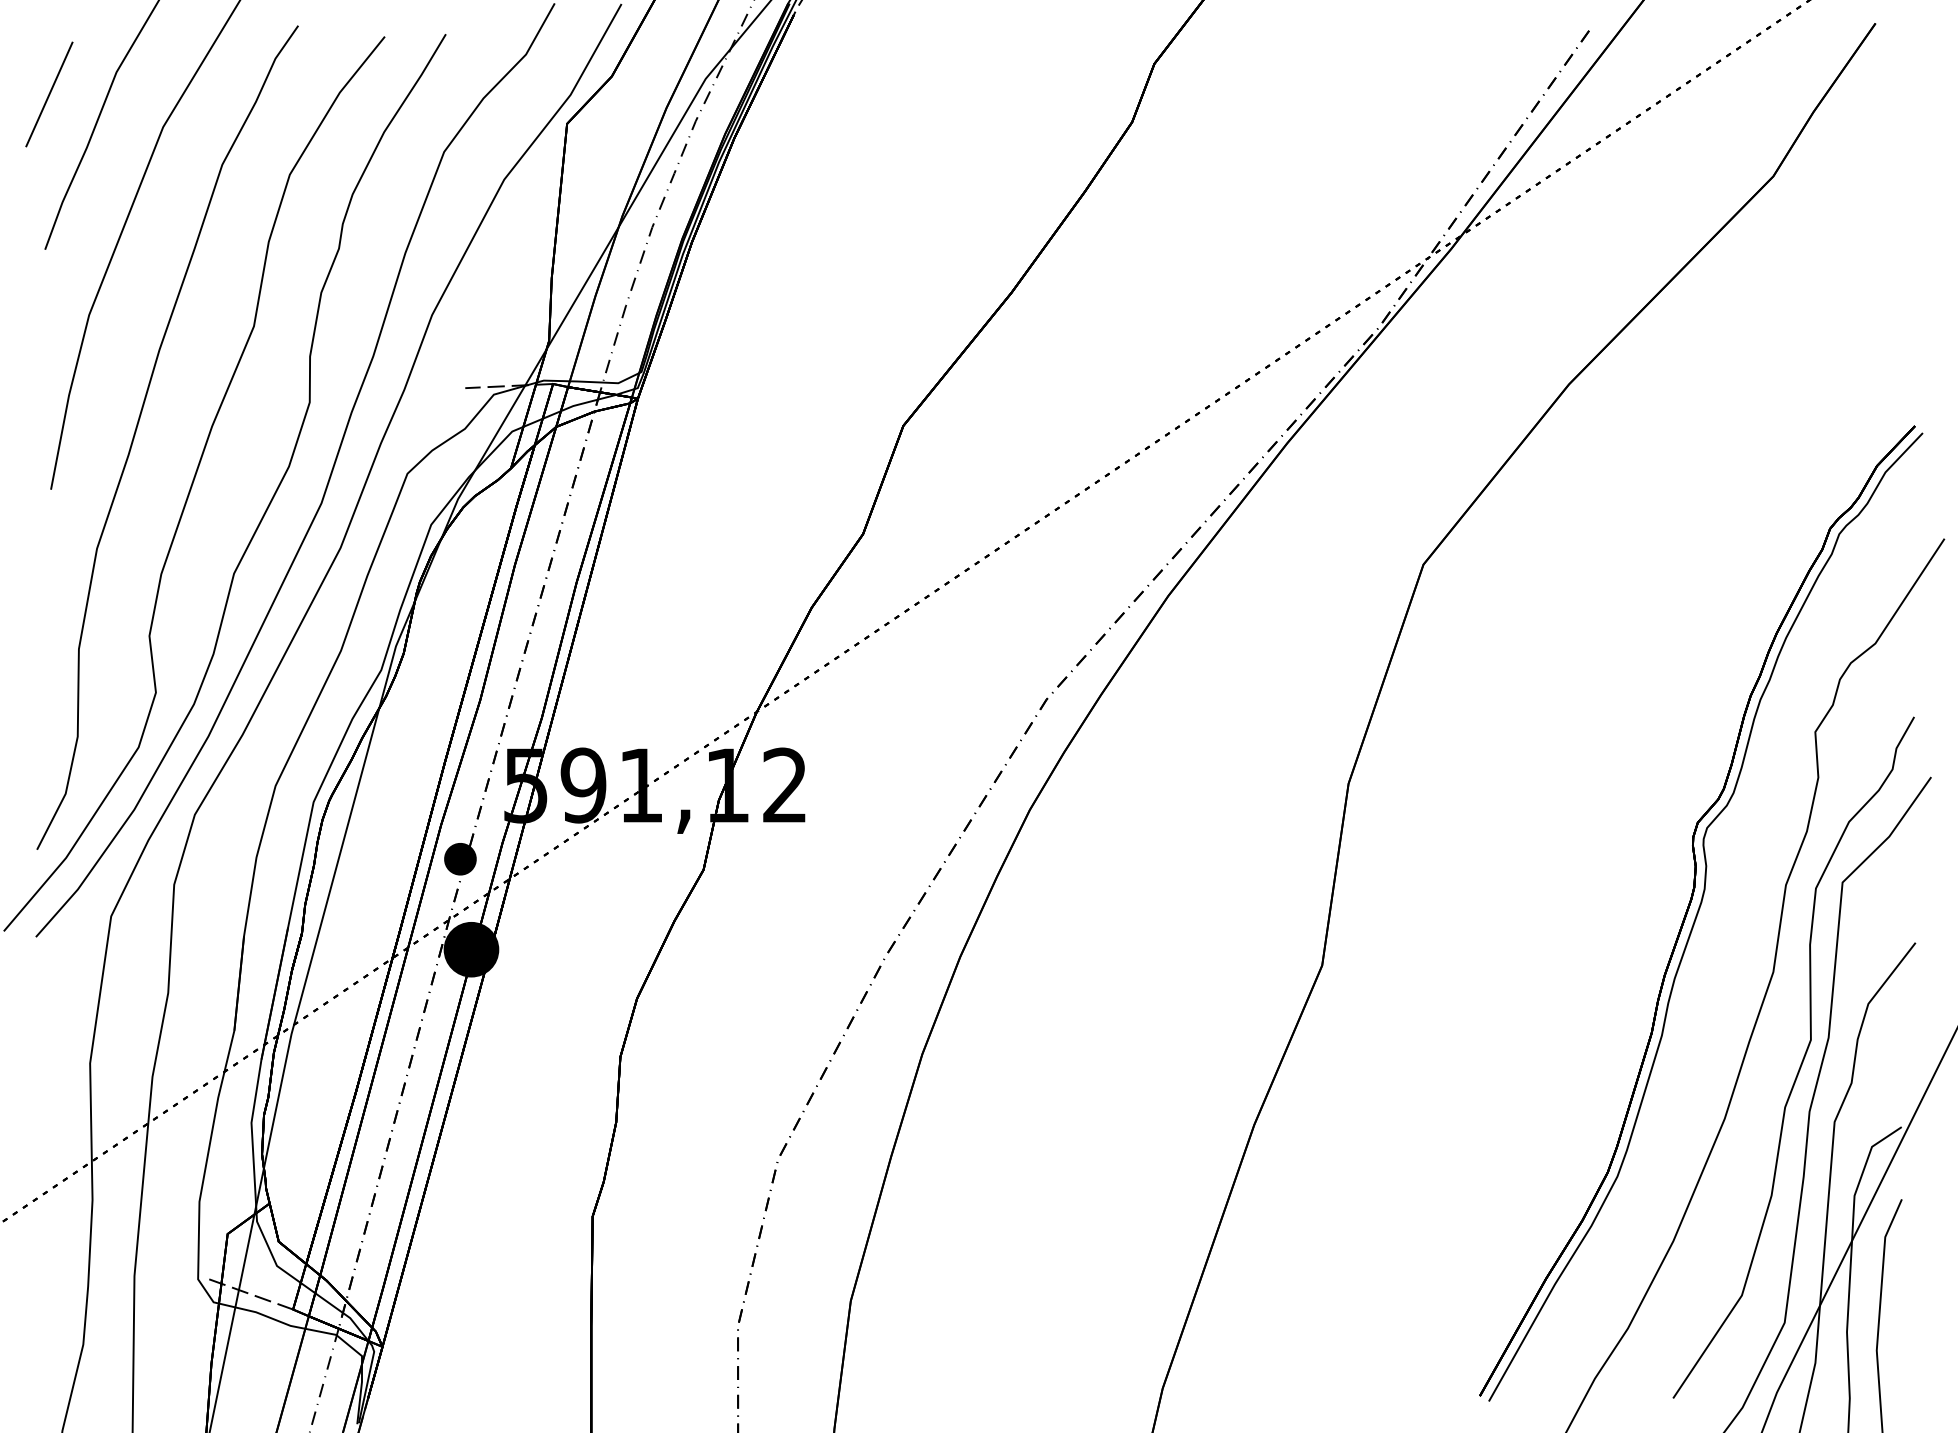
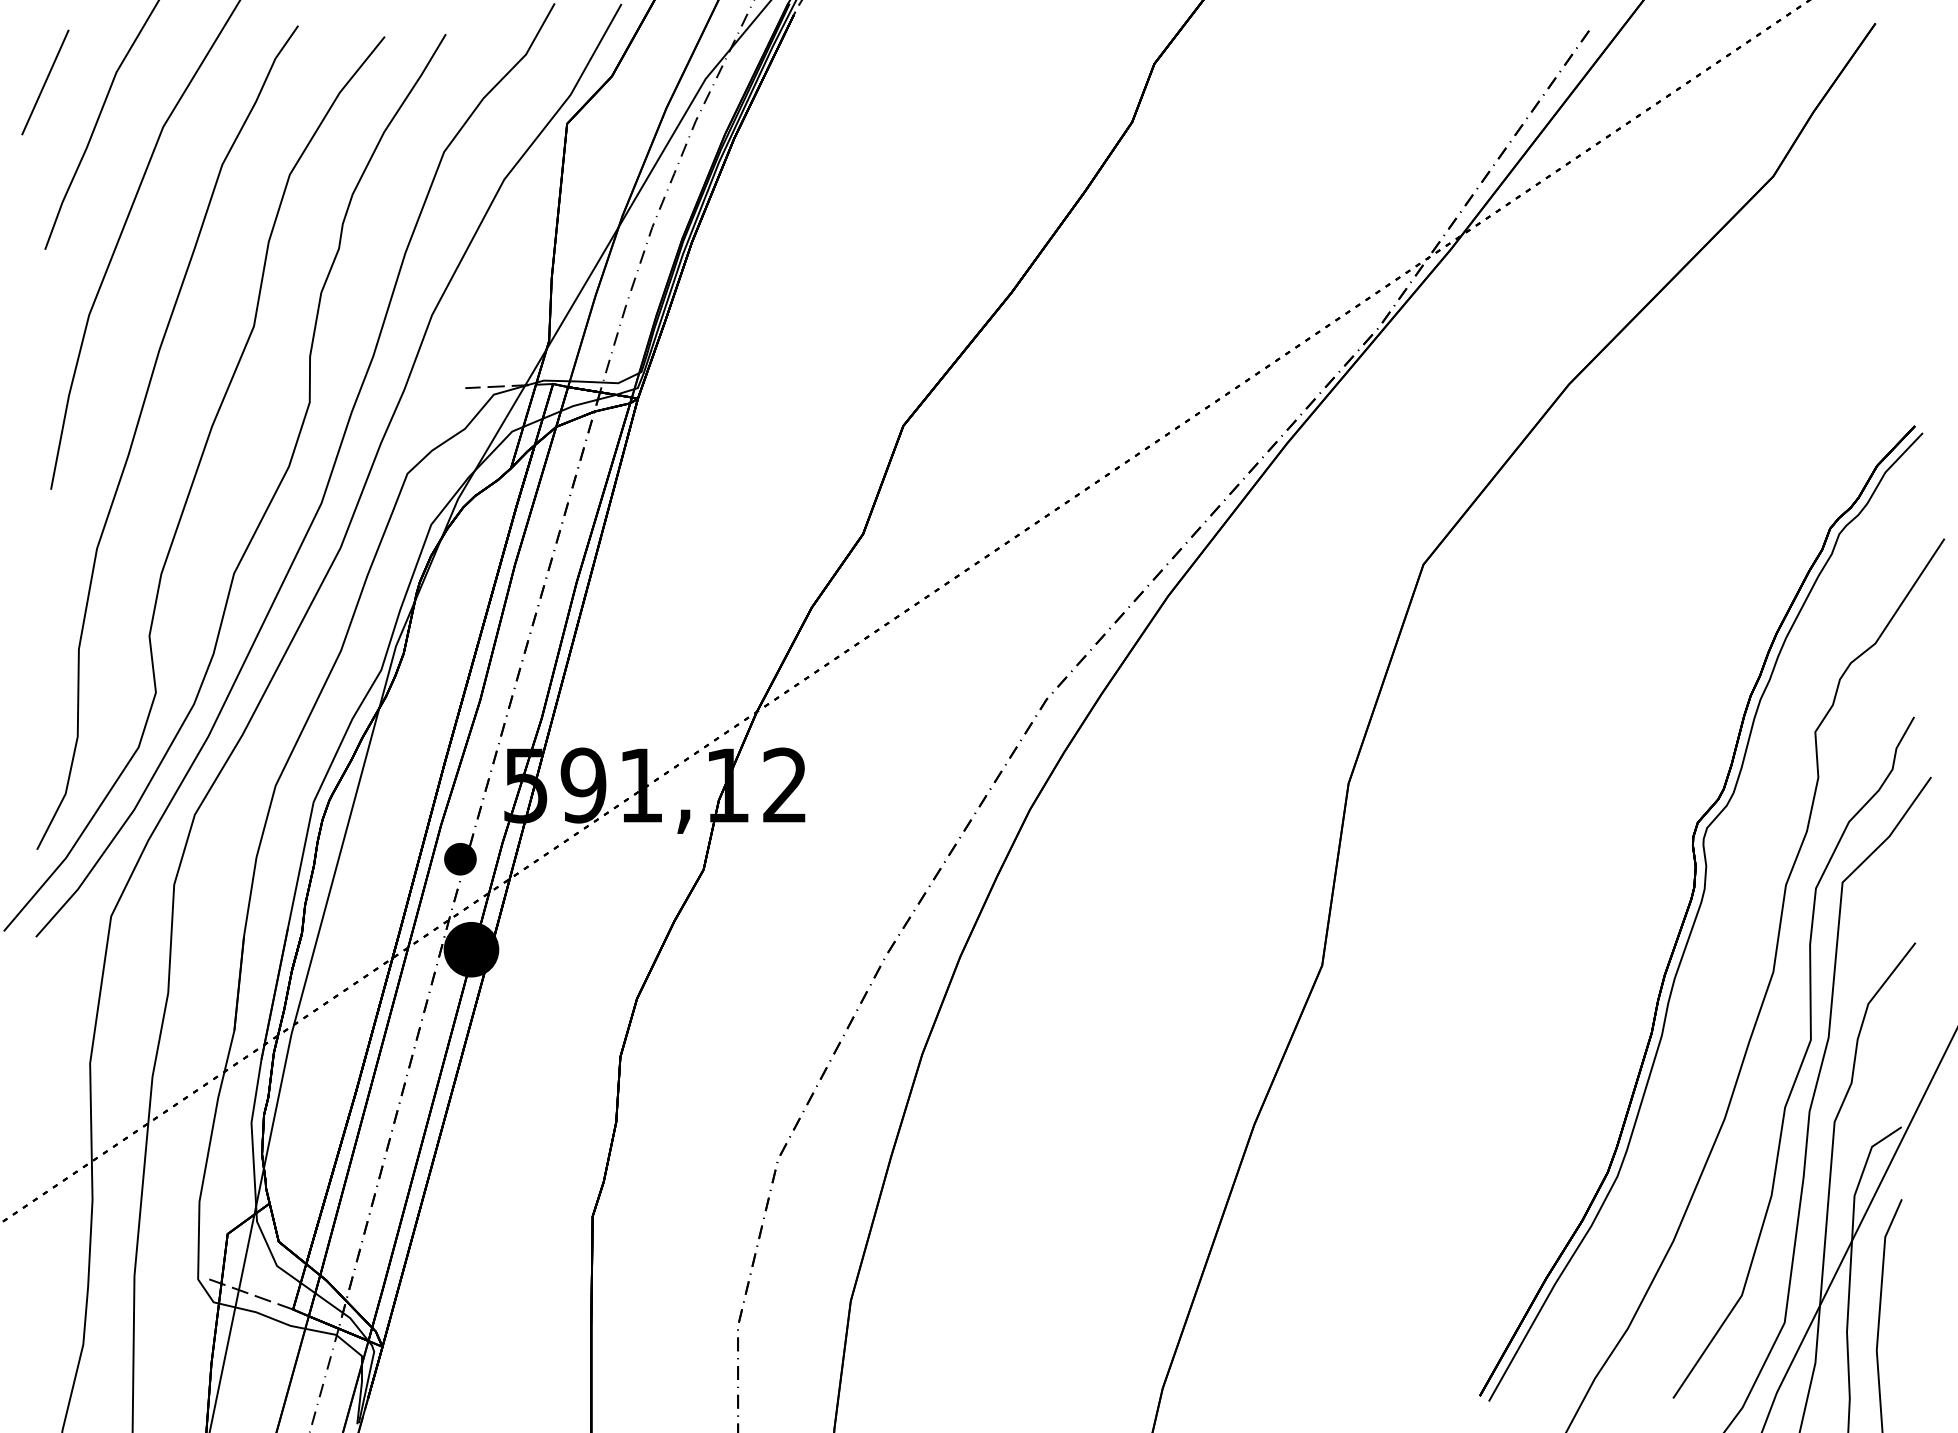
line position: (49, 94) -> (45, 82) (45, 82)
